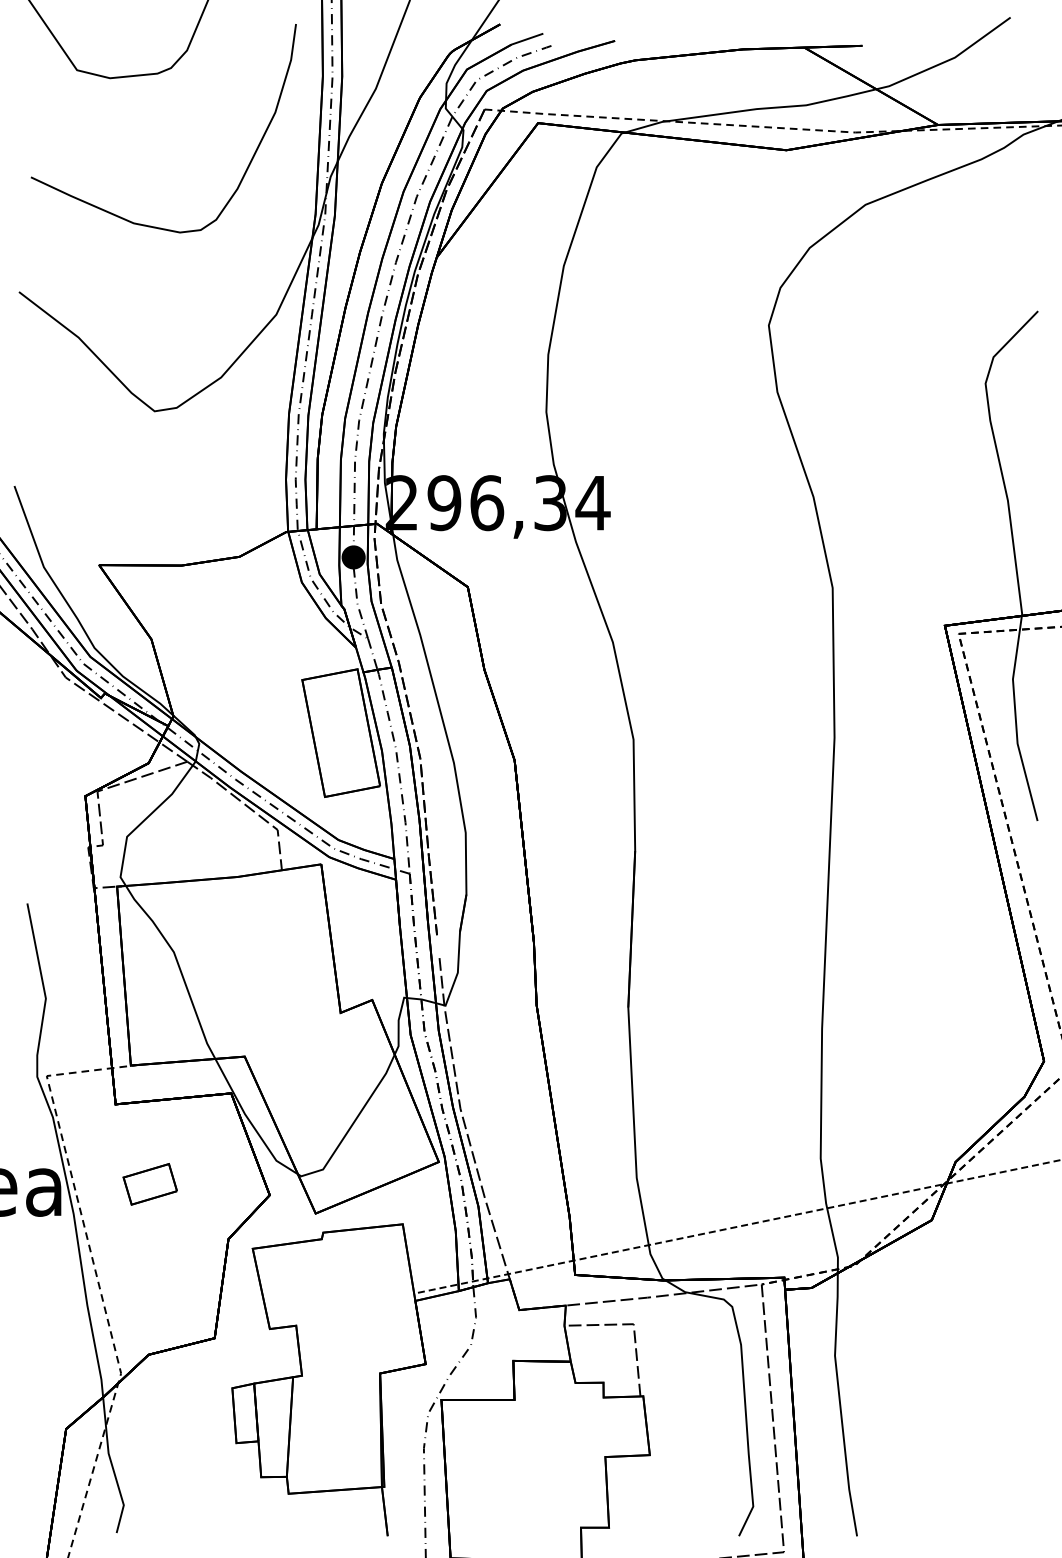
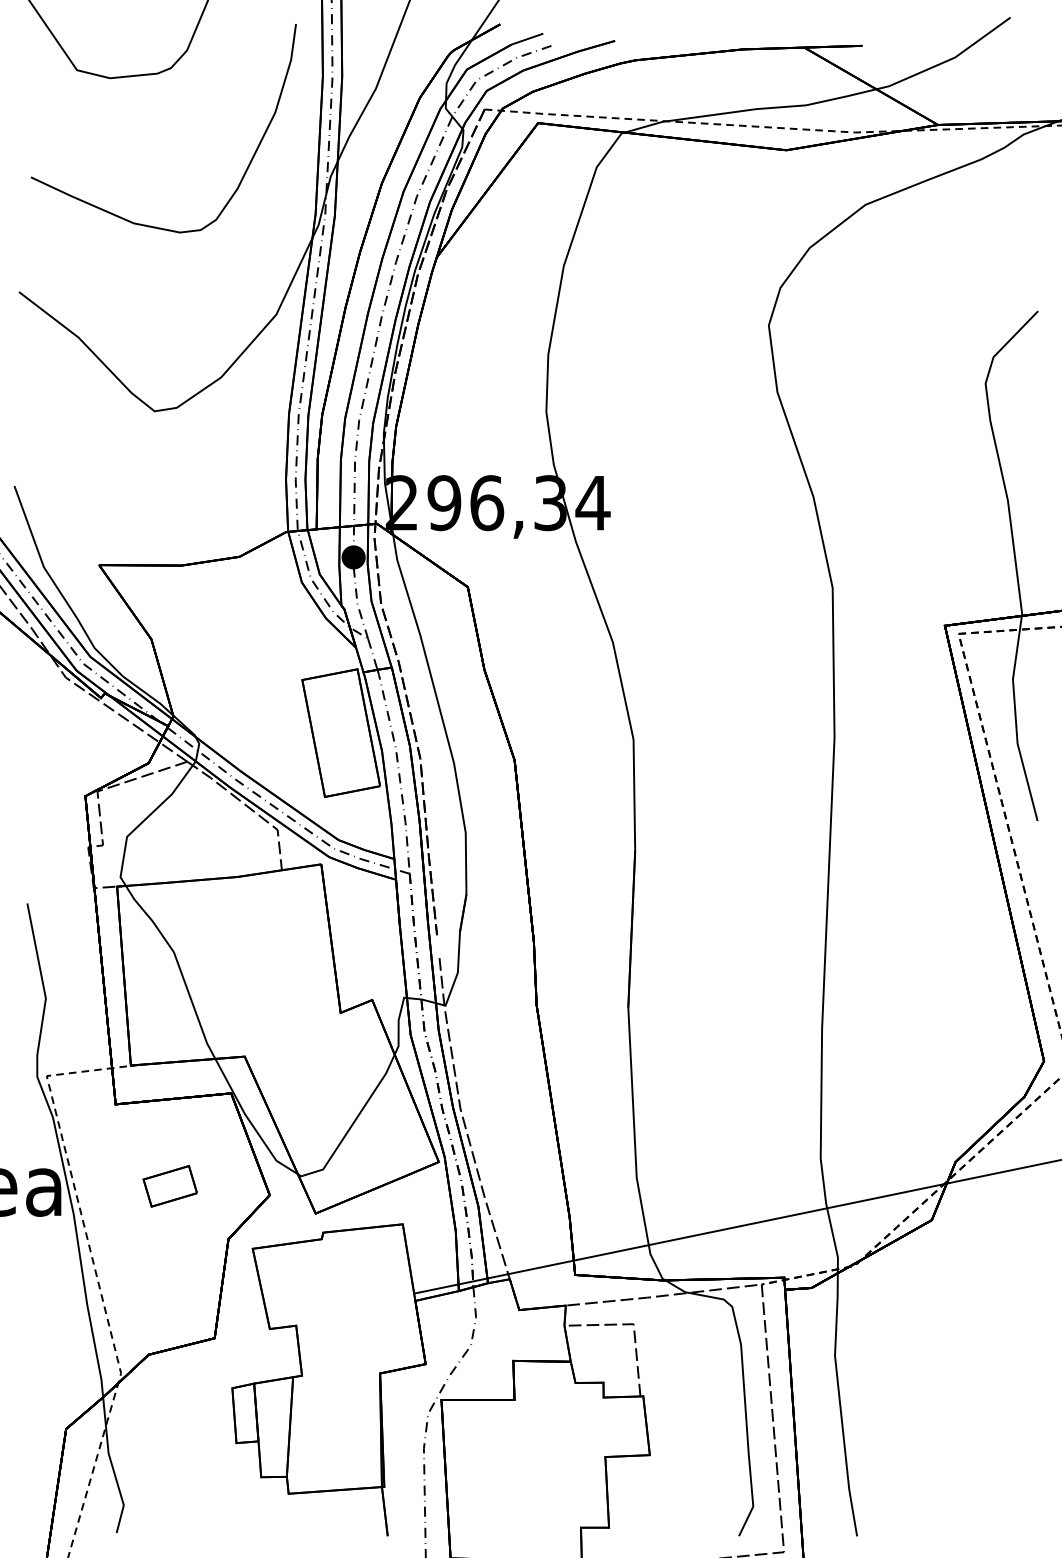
part position: (149, 1184) -> (169, 1186) (169, 1186)
line: dashed -> solid (737, 1226)
